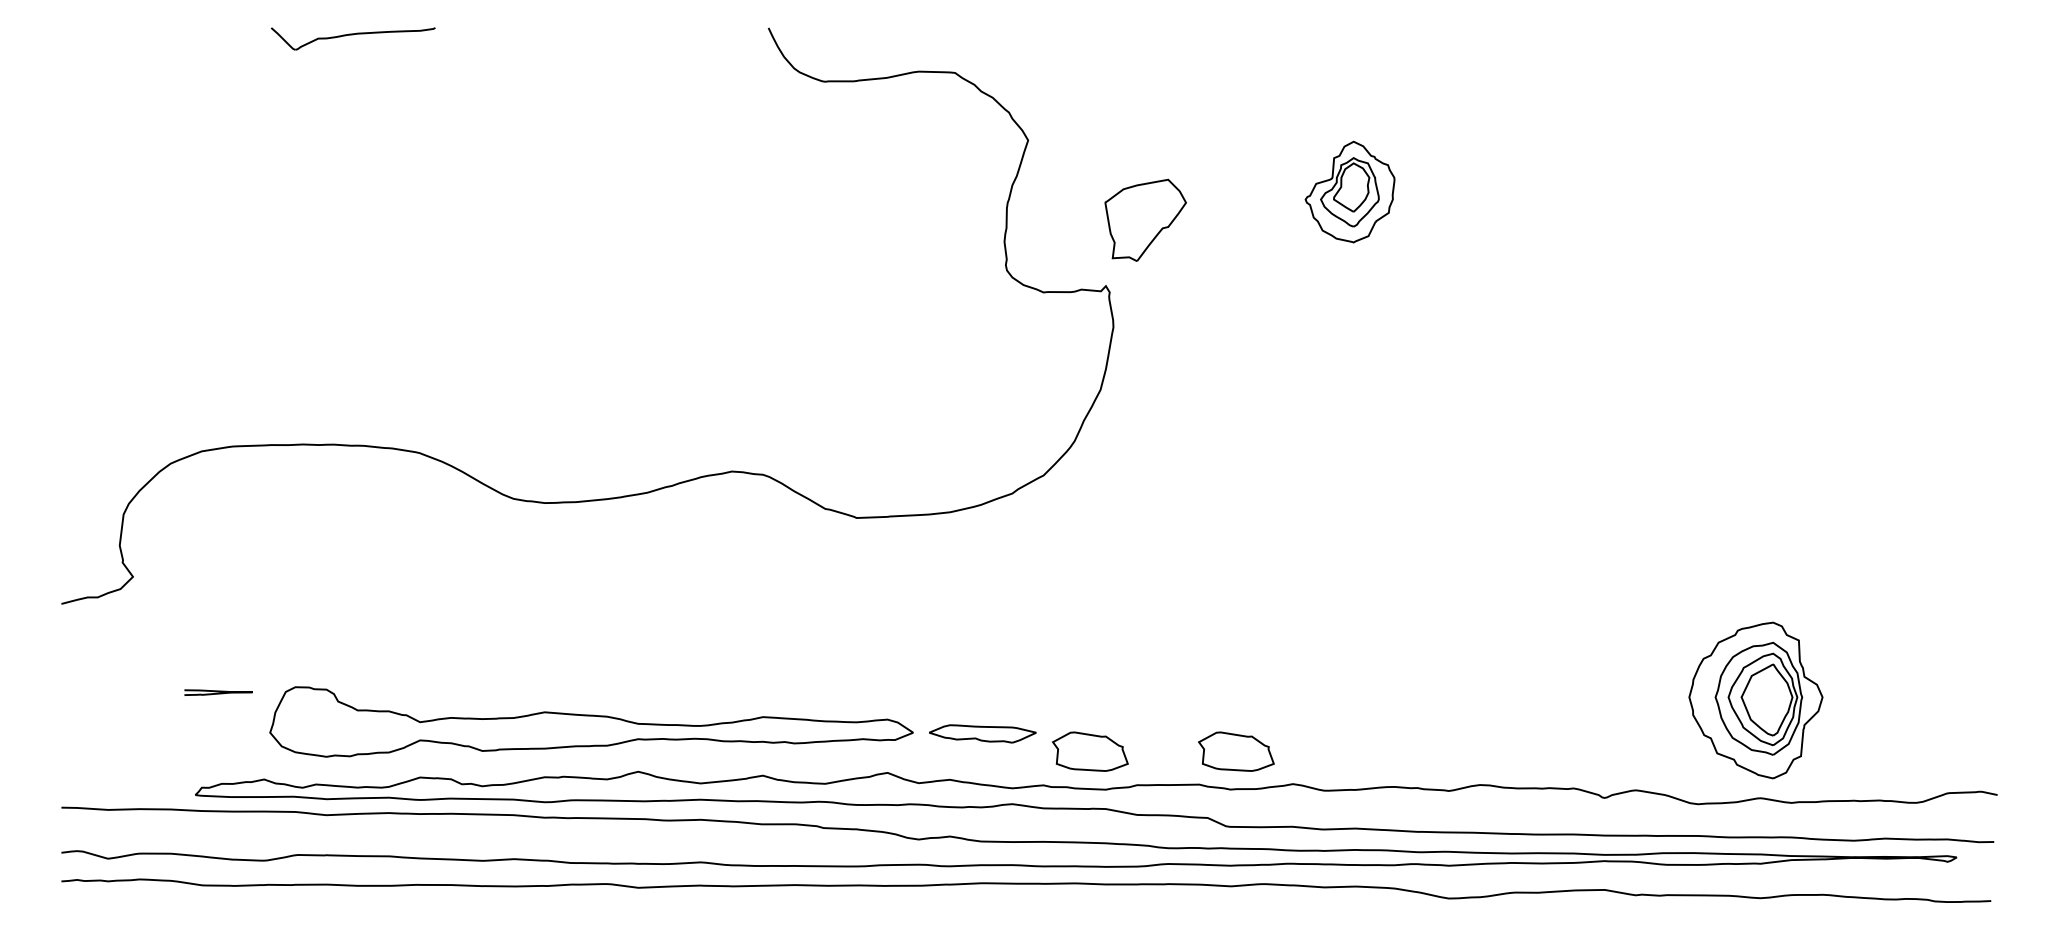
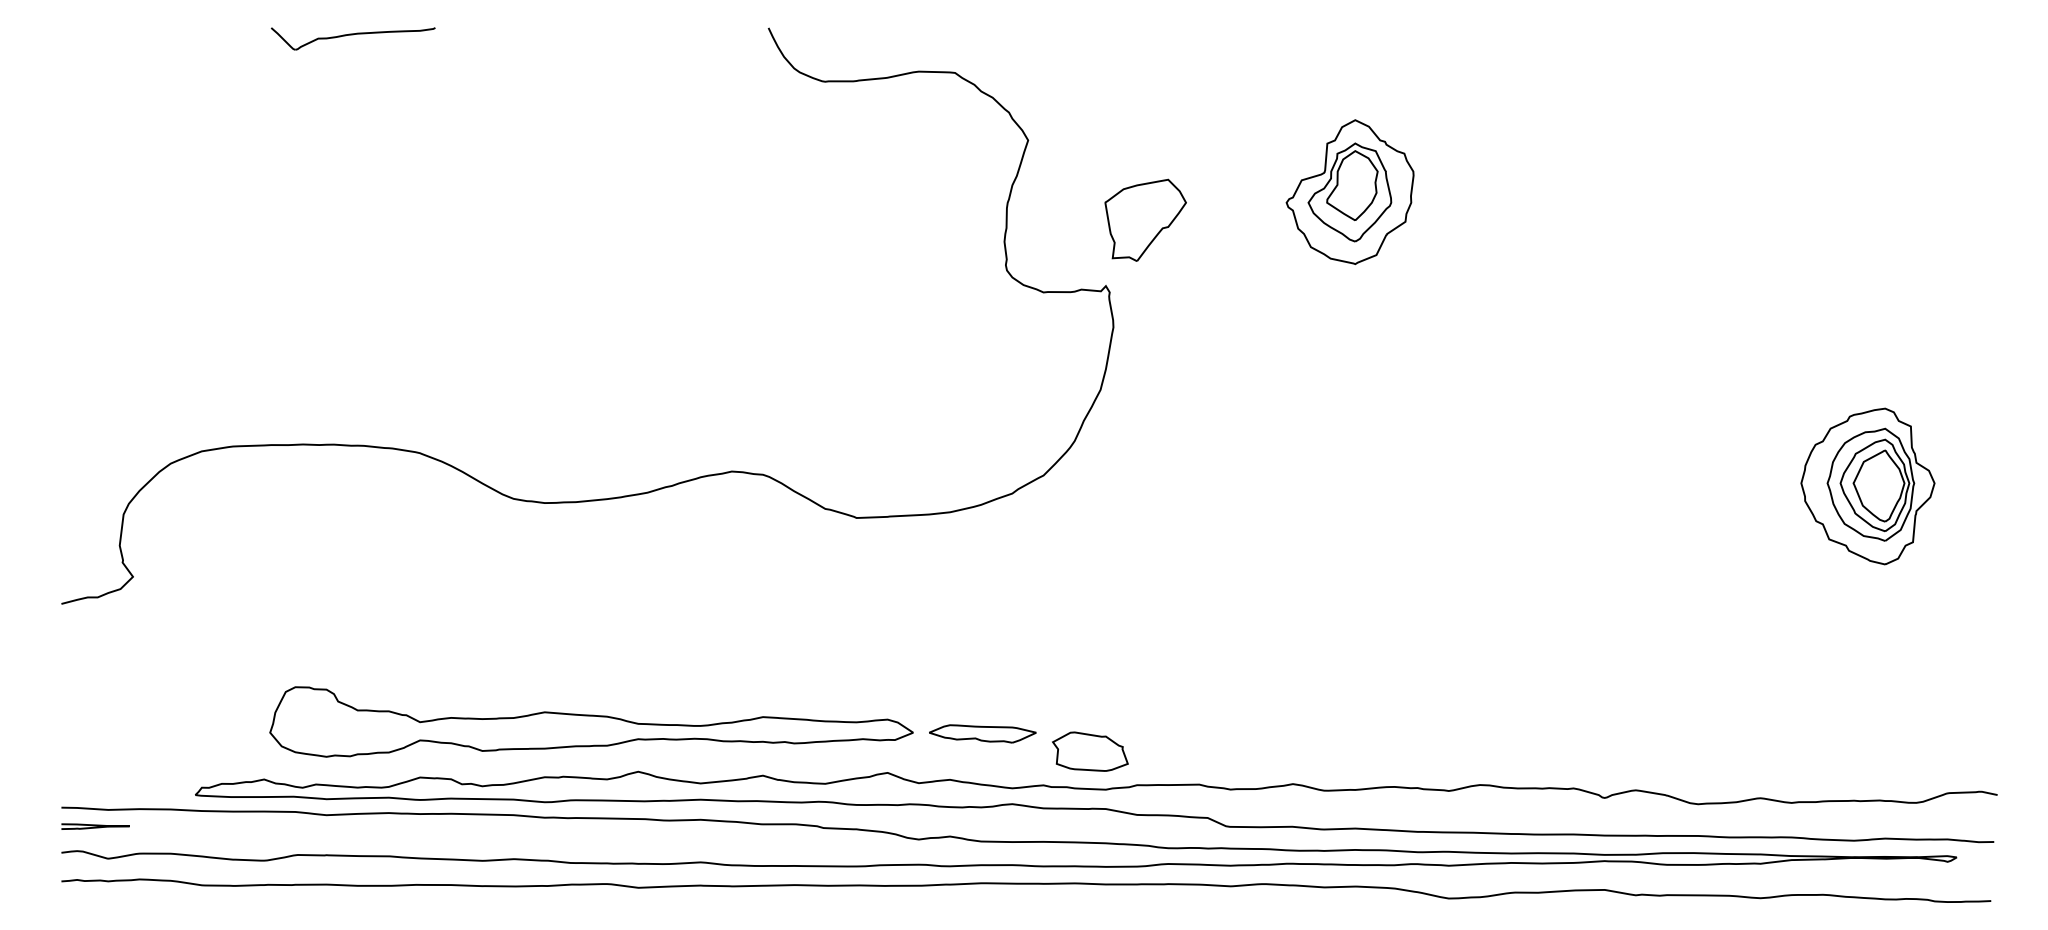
part size: 92x104 px -> 130x146 px (1349, 191)
curve position: (218, 692) -> (95, 826) (95, 826)
part position: (1755, 700) -> (1867, 486) (1867, 486)
part: present -> none (1236, 751)
